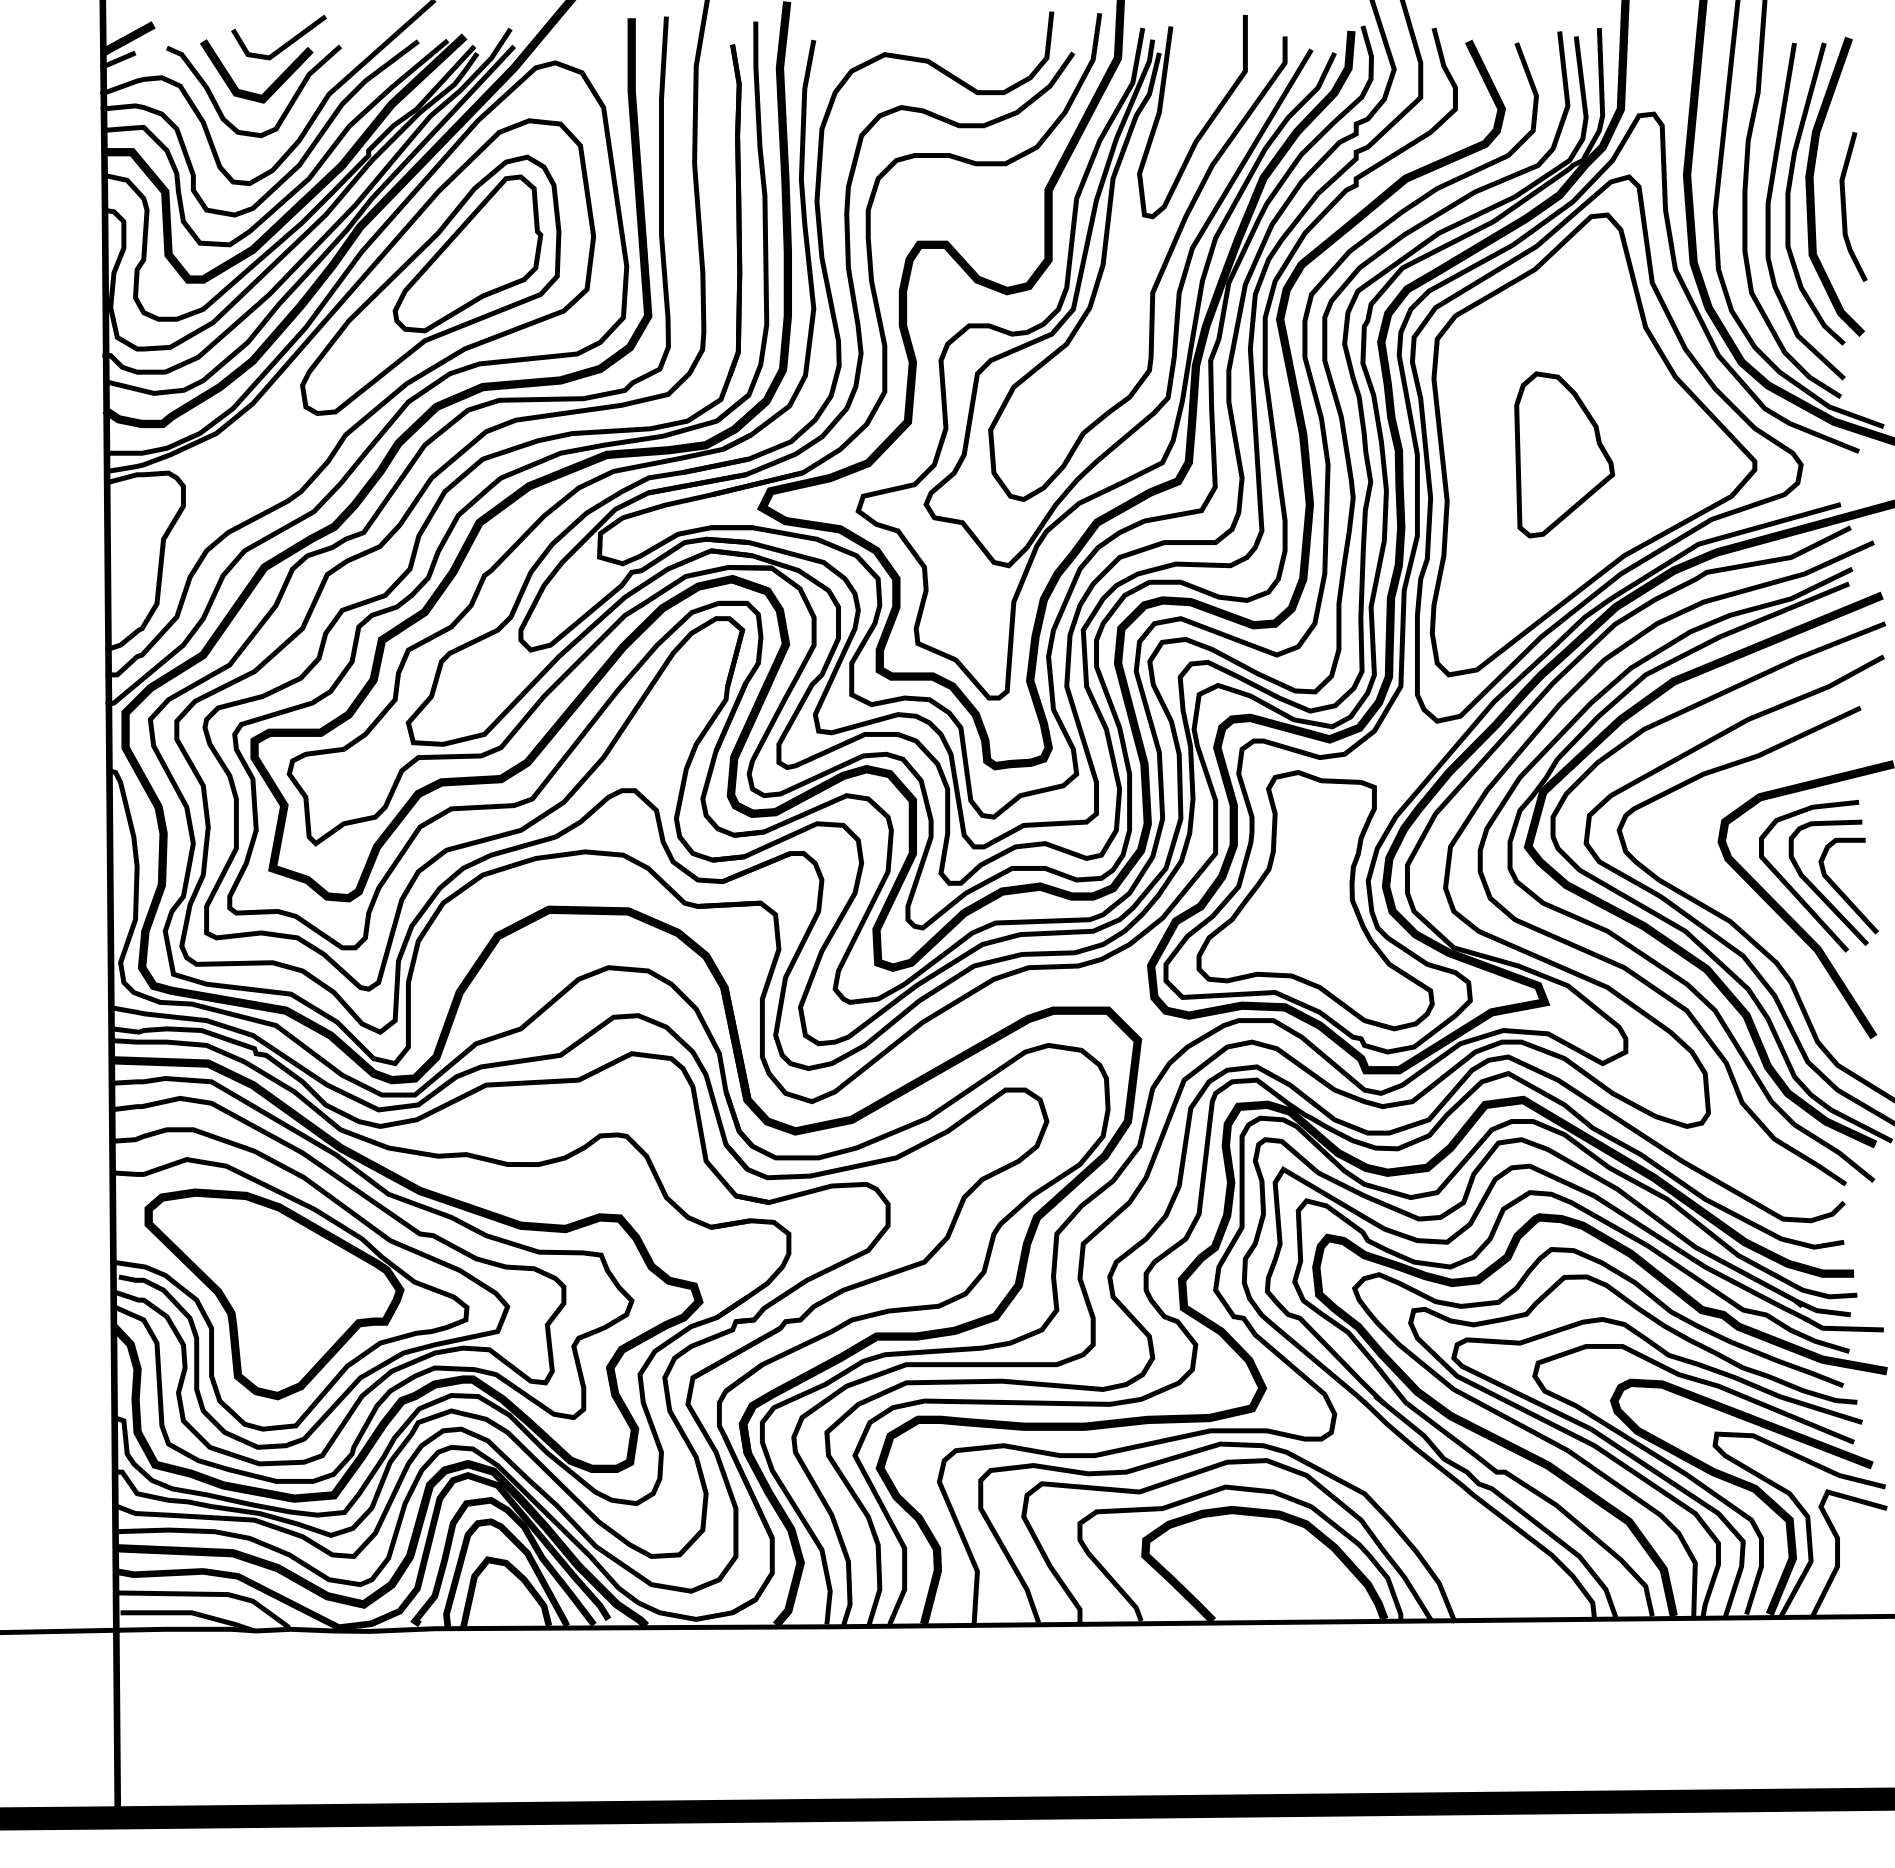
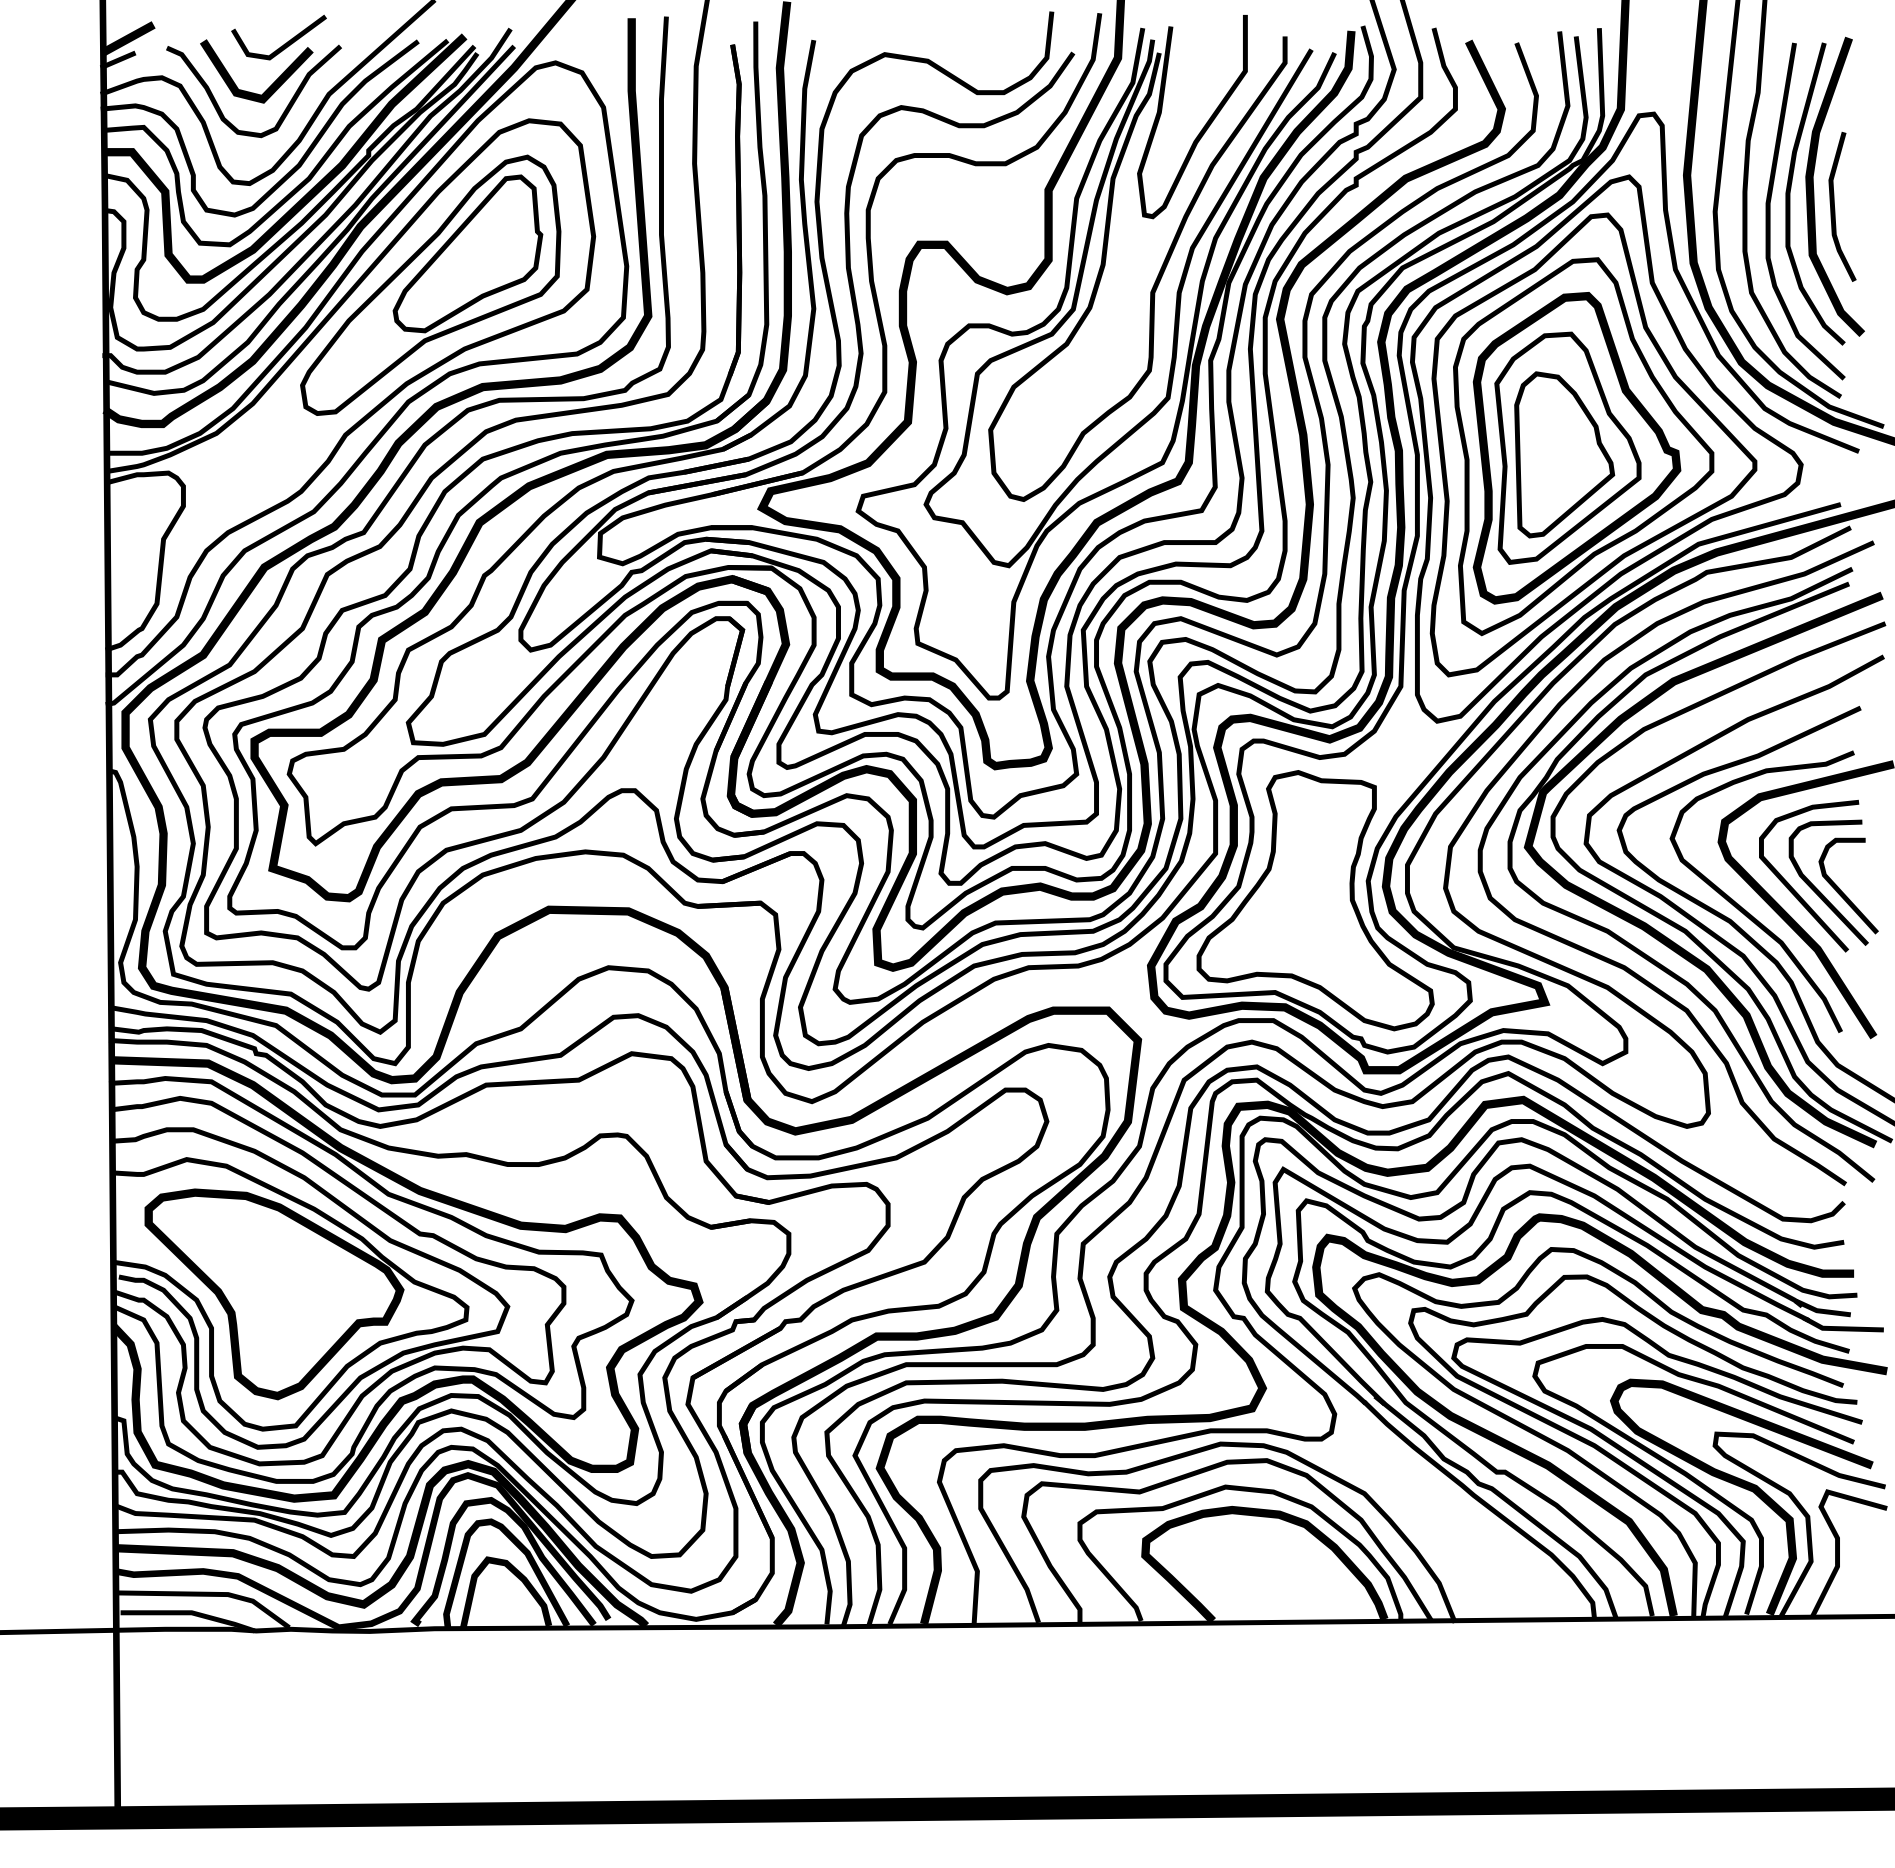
line position: (1846, 208) -> (1835, 208) (1835, 208)
part: none -> present (1583, 446)
curve: none -> present (1744, 908)
